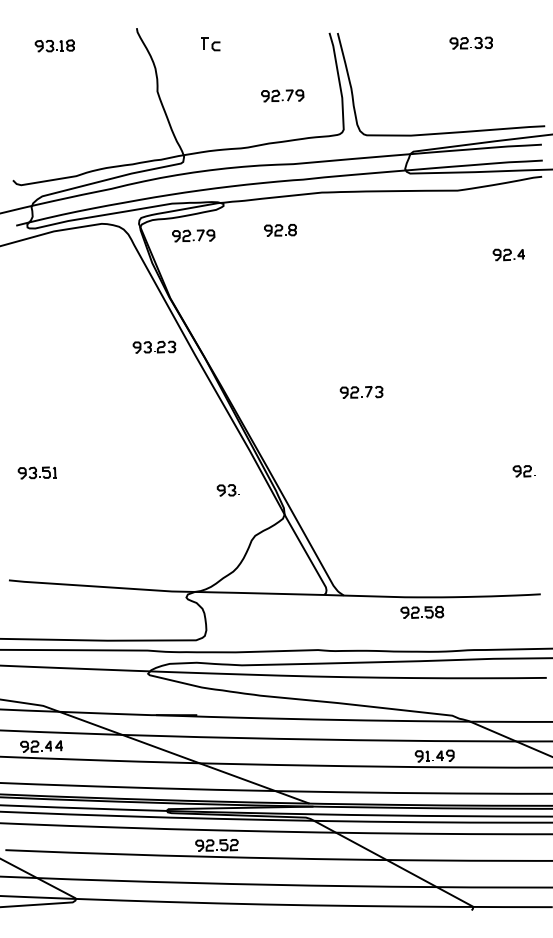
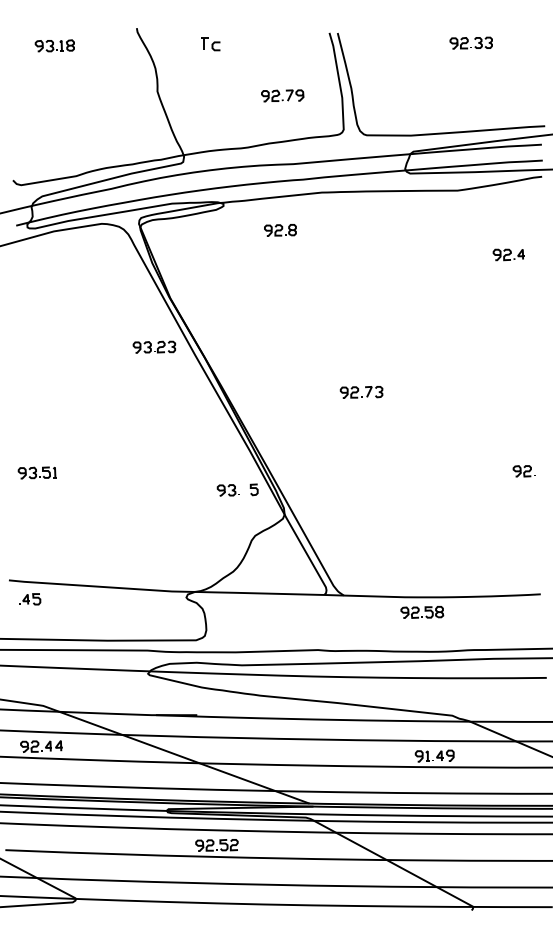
part: present -> none (193, 235)
curve: none -> present (253, 488)
part: none -> present (30, 599)
